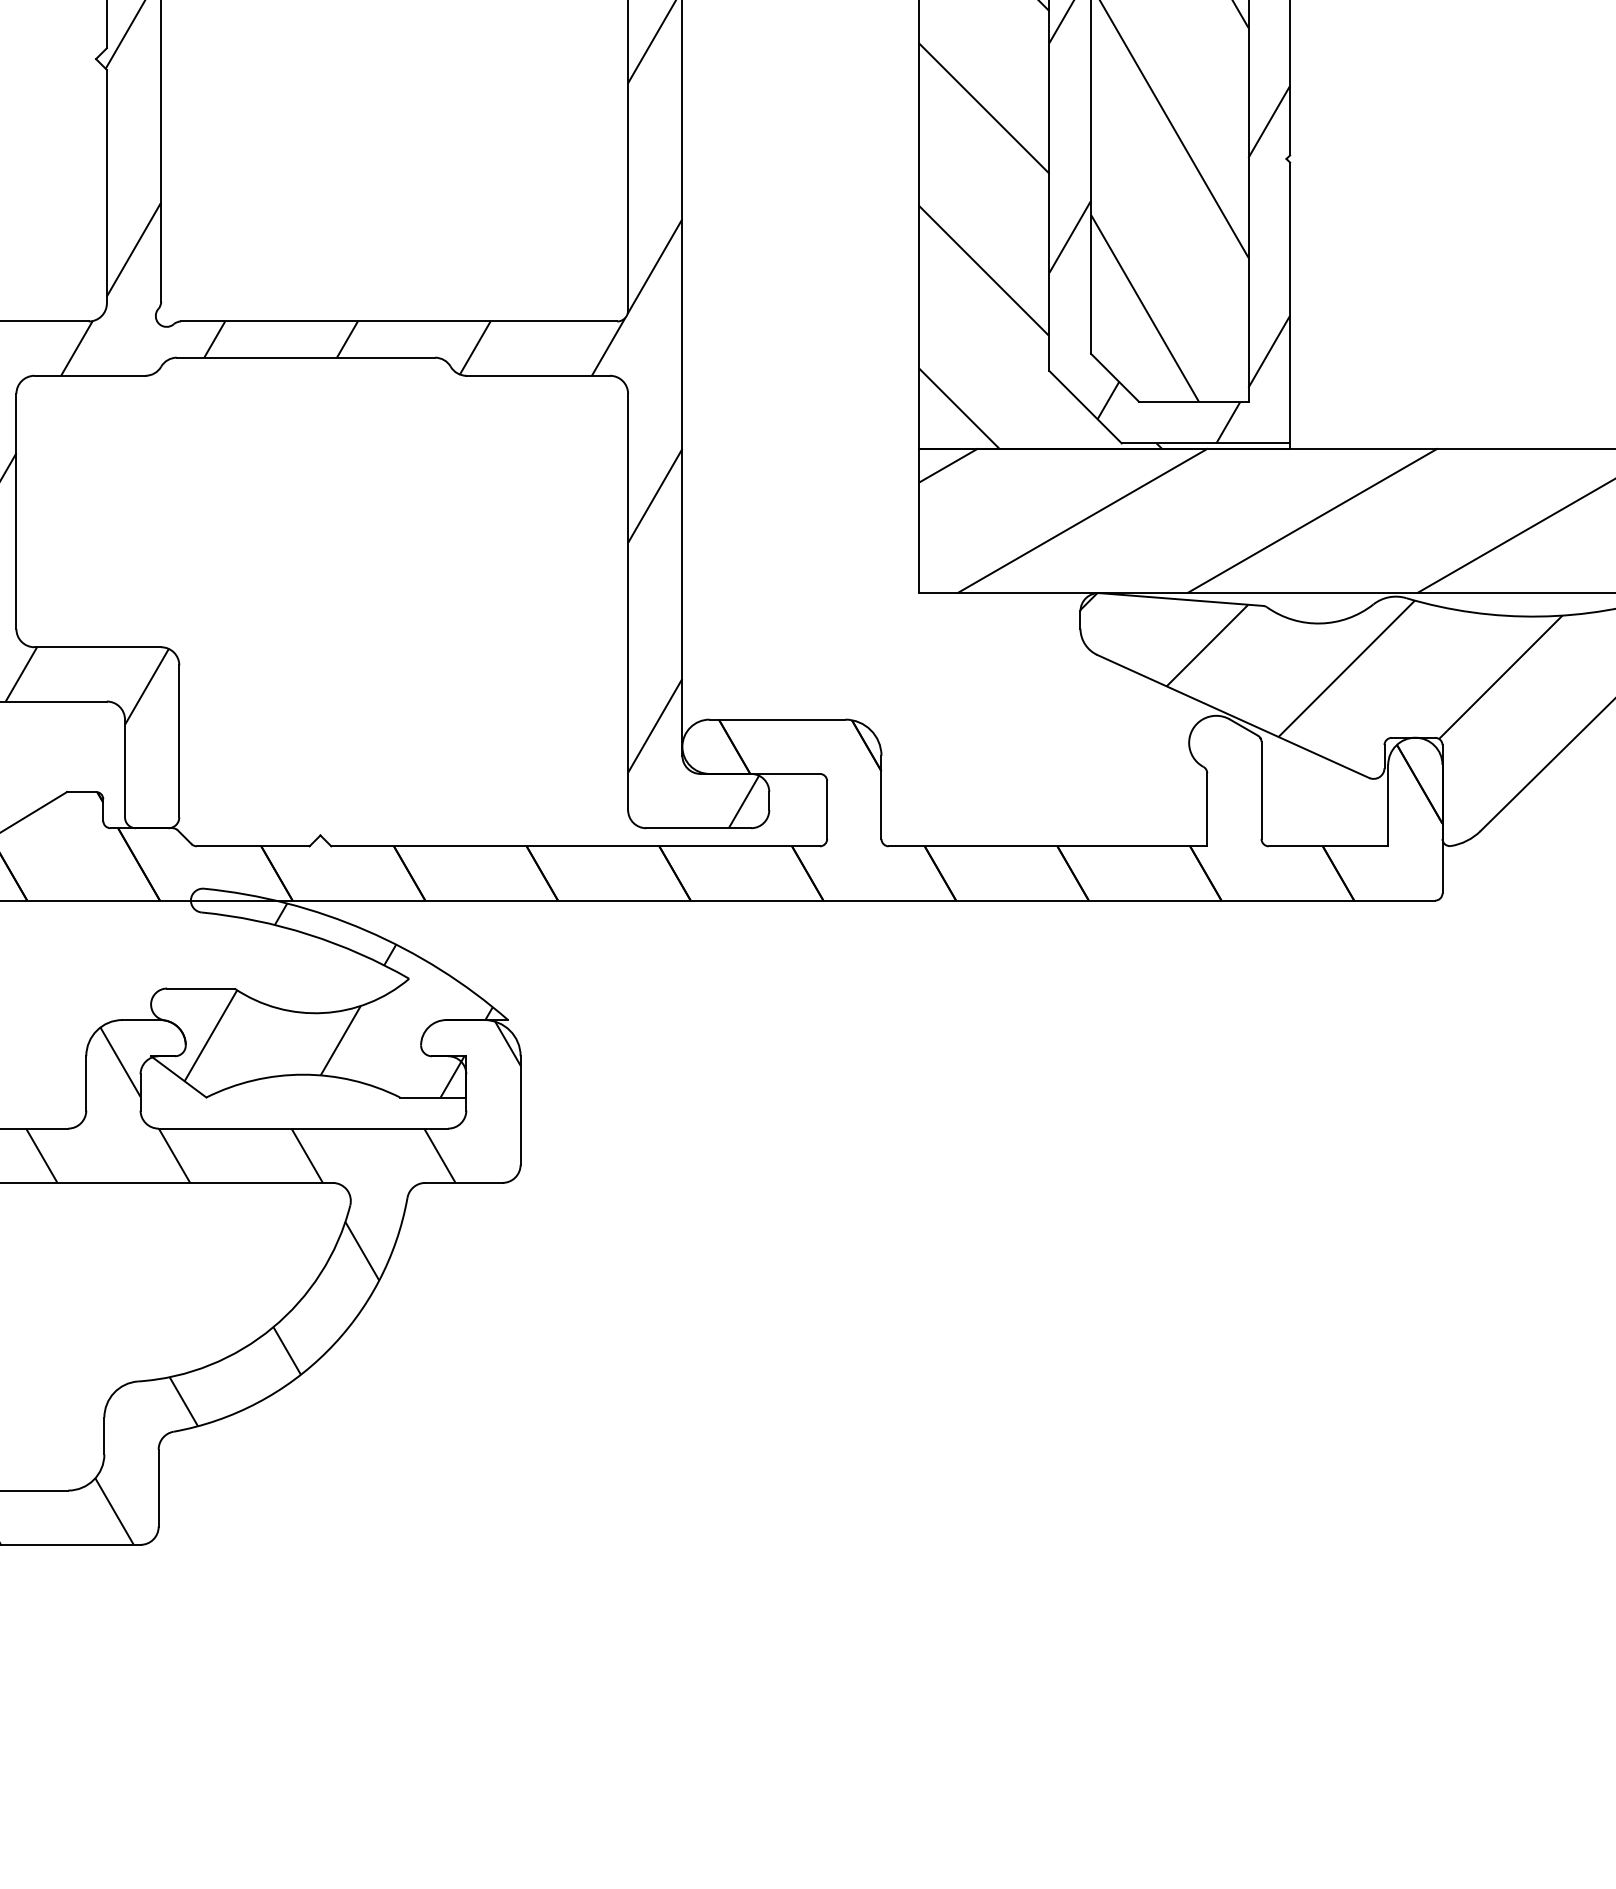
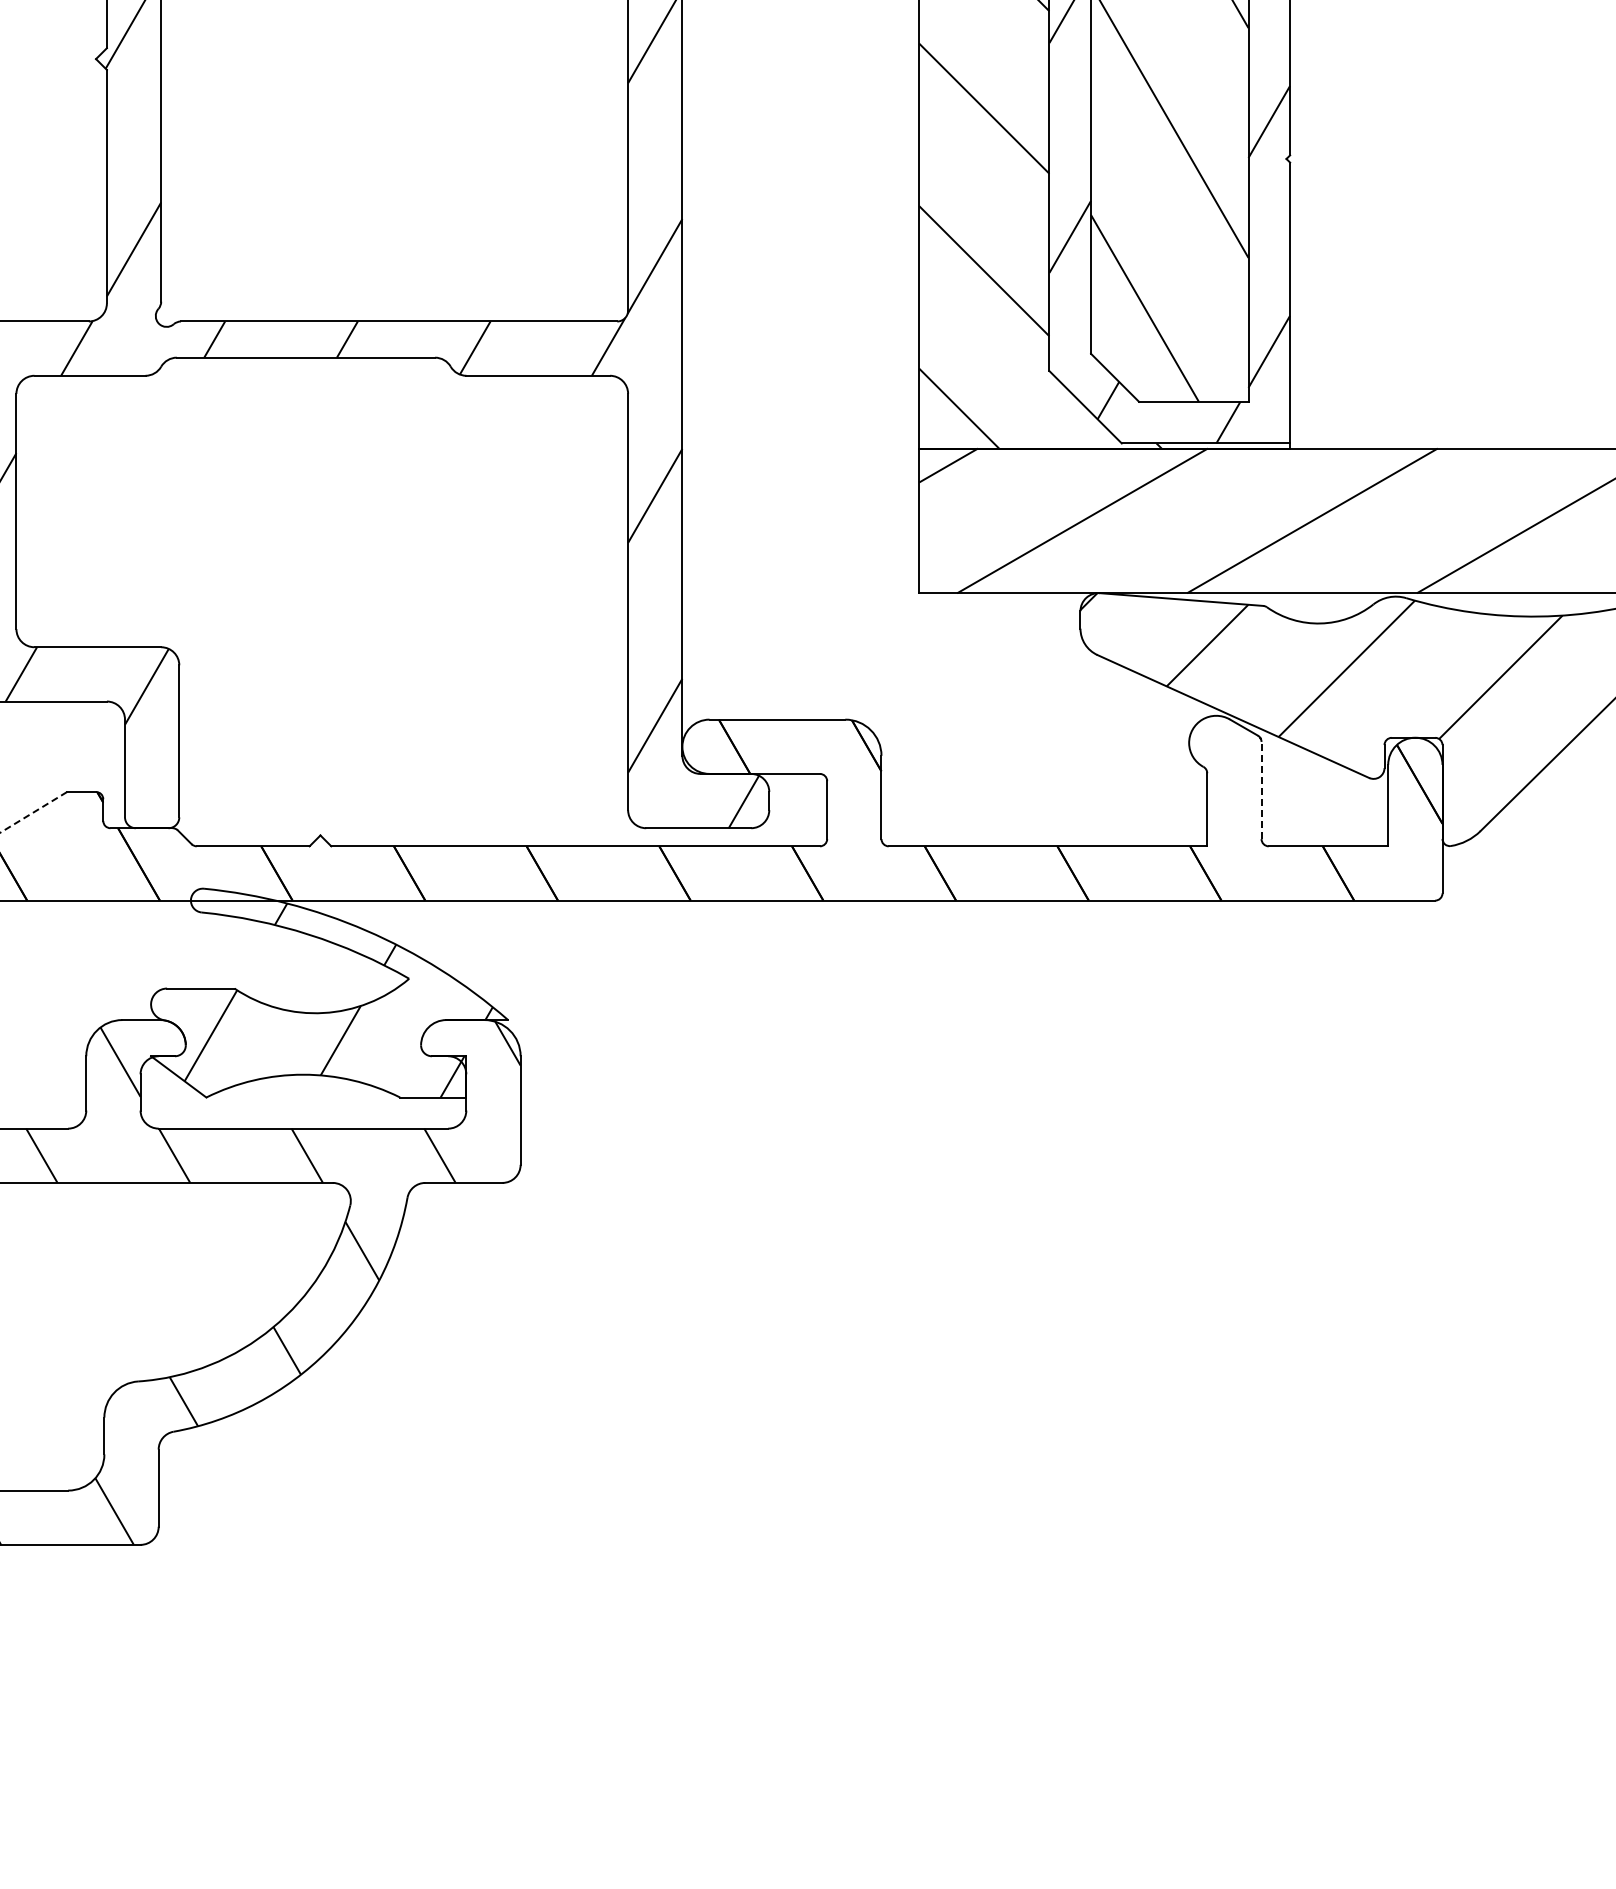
line: solid -> dashed (1261, 790)
line: solid -> dashed (33, 812)
